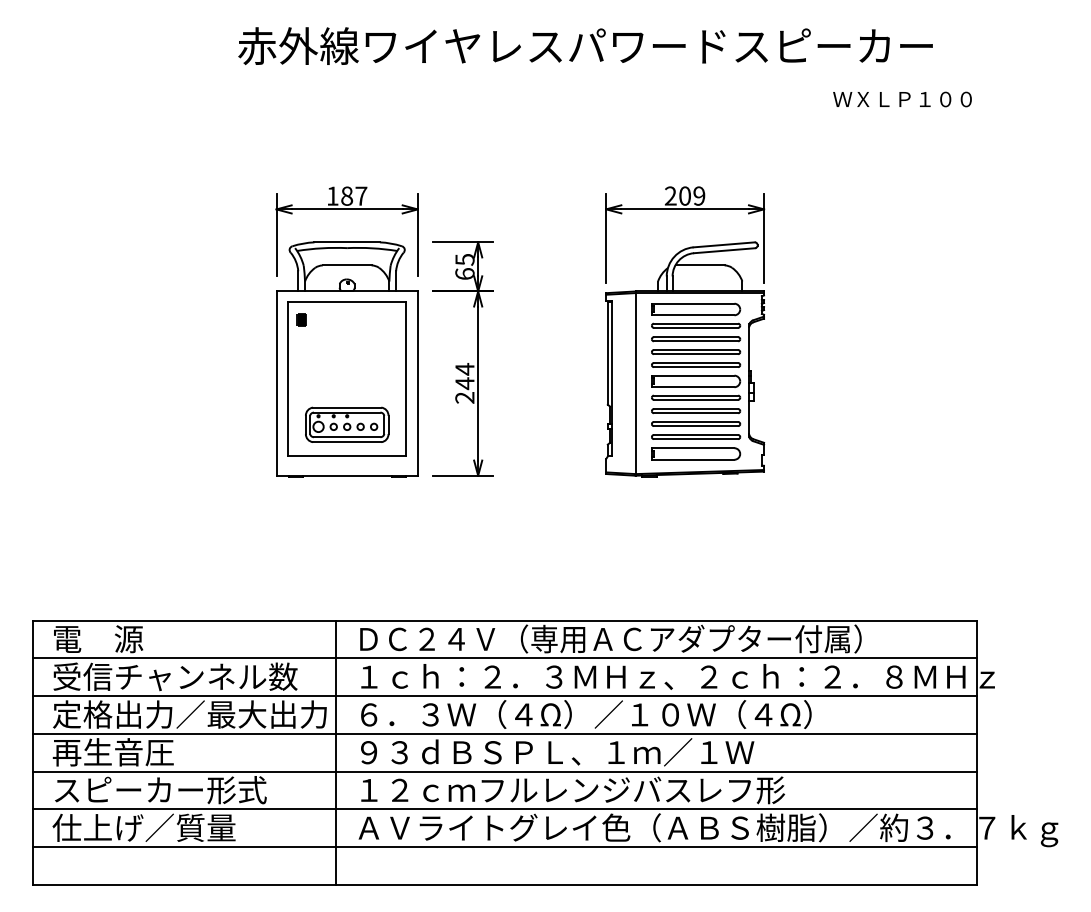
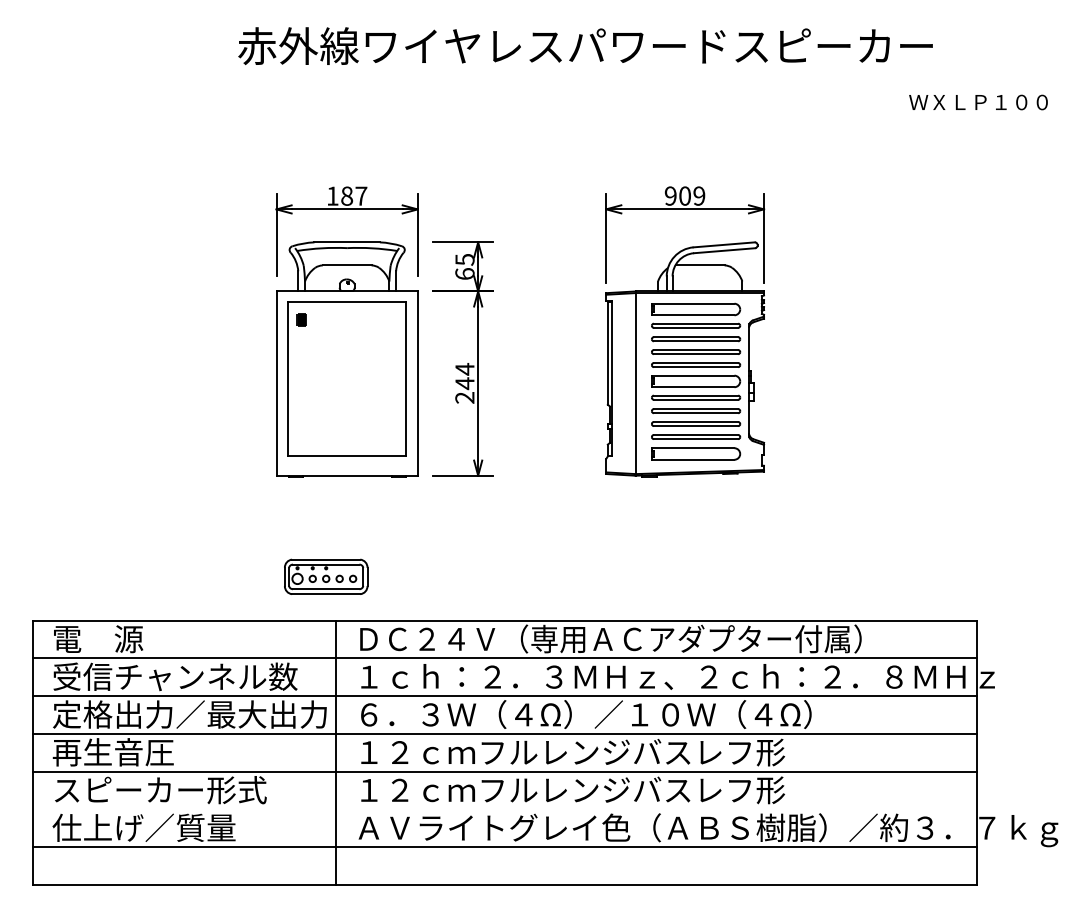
text position: (902, 99) -> (978, 102) (978, 102)
text: 209 -> 909 (670, 195)
part position: (347, 424) -> (326, 576) (326, 576)
text: ９３ｄＢＳＰＬ、１ｍ／１Ｗ -> １２ｃｍフルレンジバスレフ形 (573, 752)
line: present -> none (504, 809)
